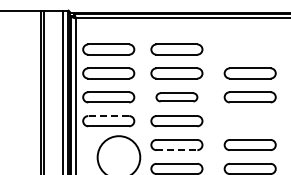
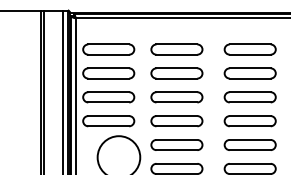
part: none -> present (249, 49)
part size: 44x11 px -> 54x13 px (176, 97)
line: dashed -> solid (108, 116)
part: none -> present (249, 121)
line: dashed -> solid (177, 150)
